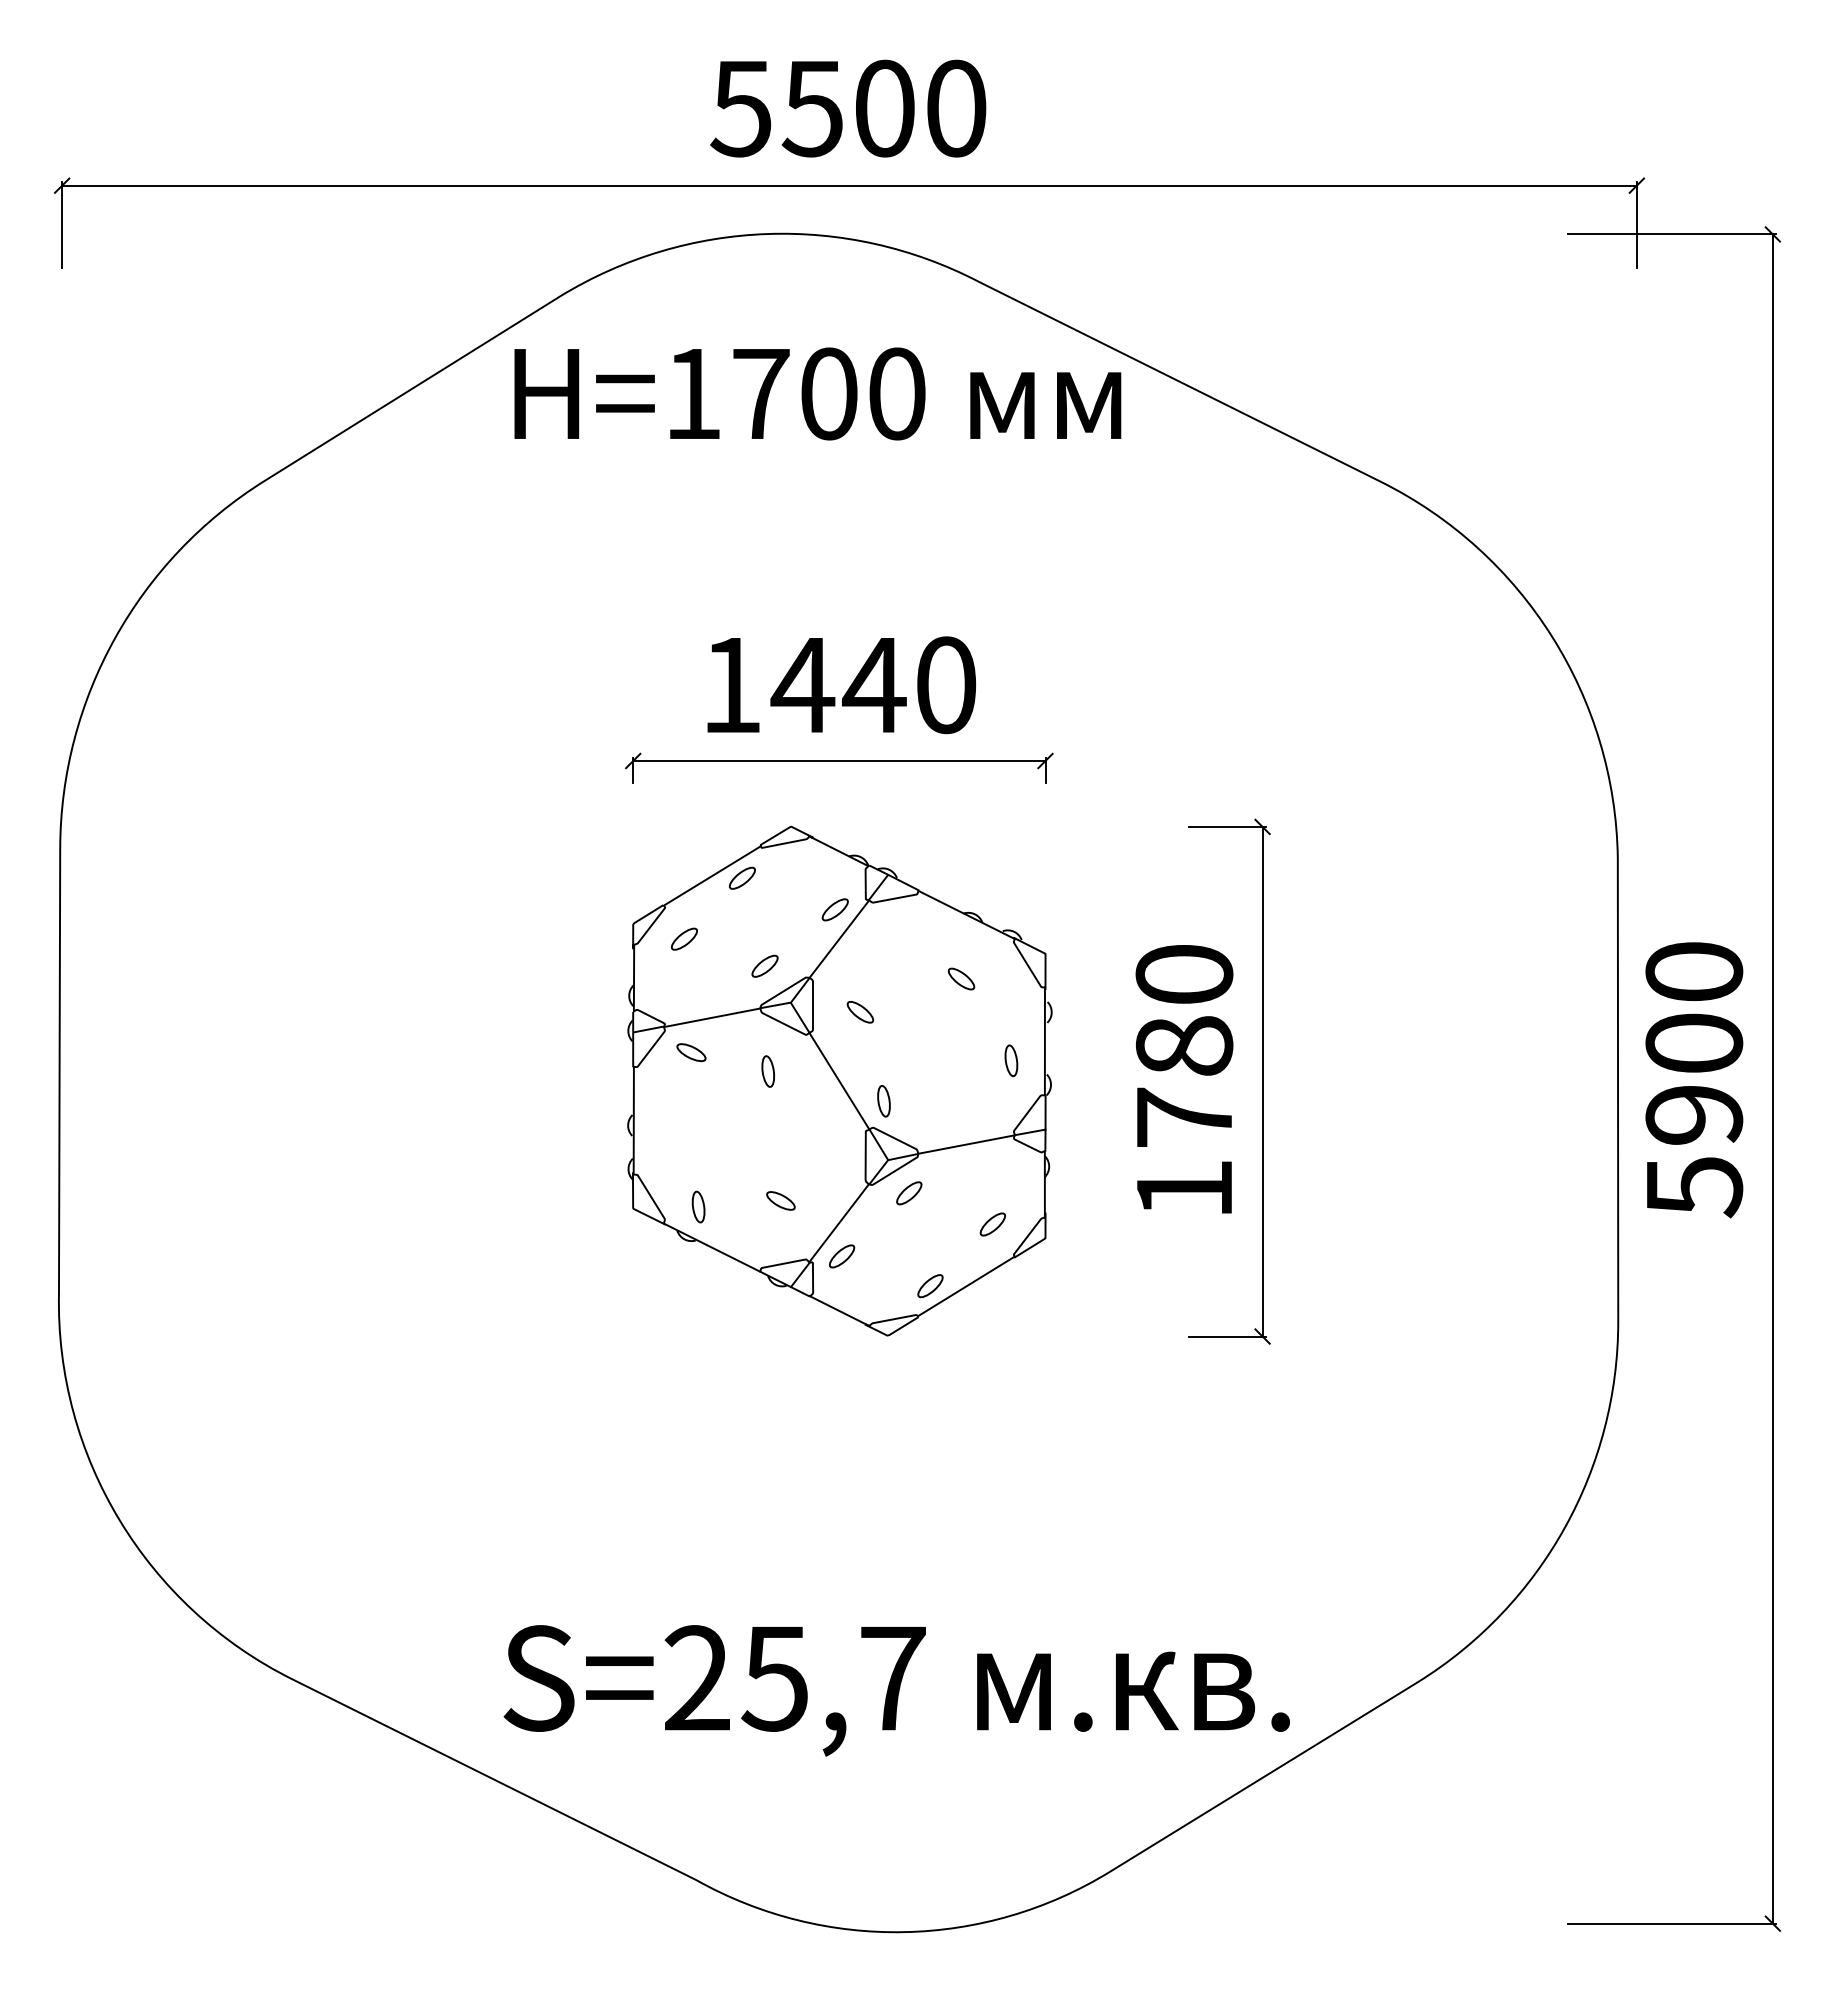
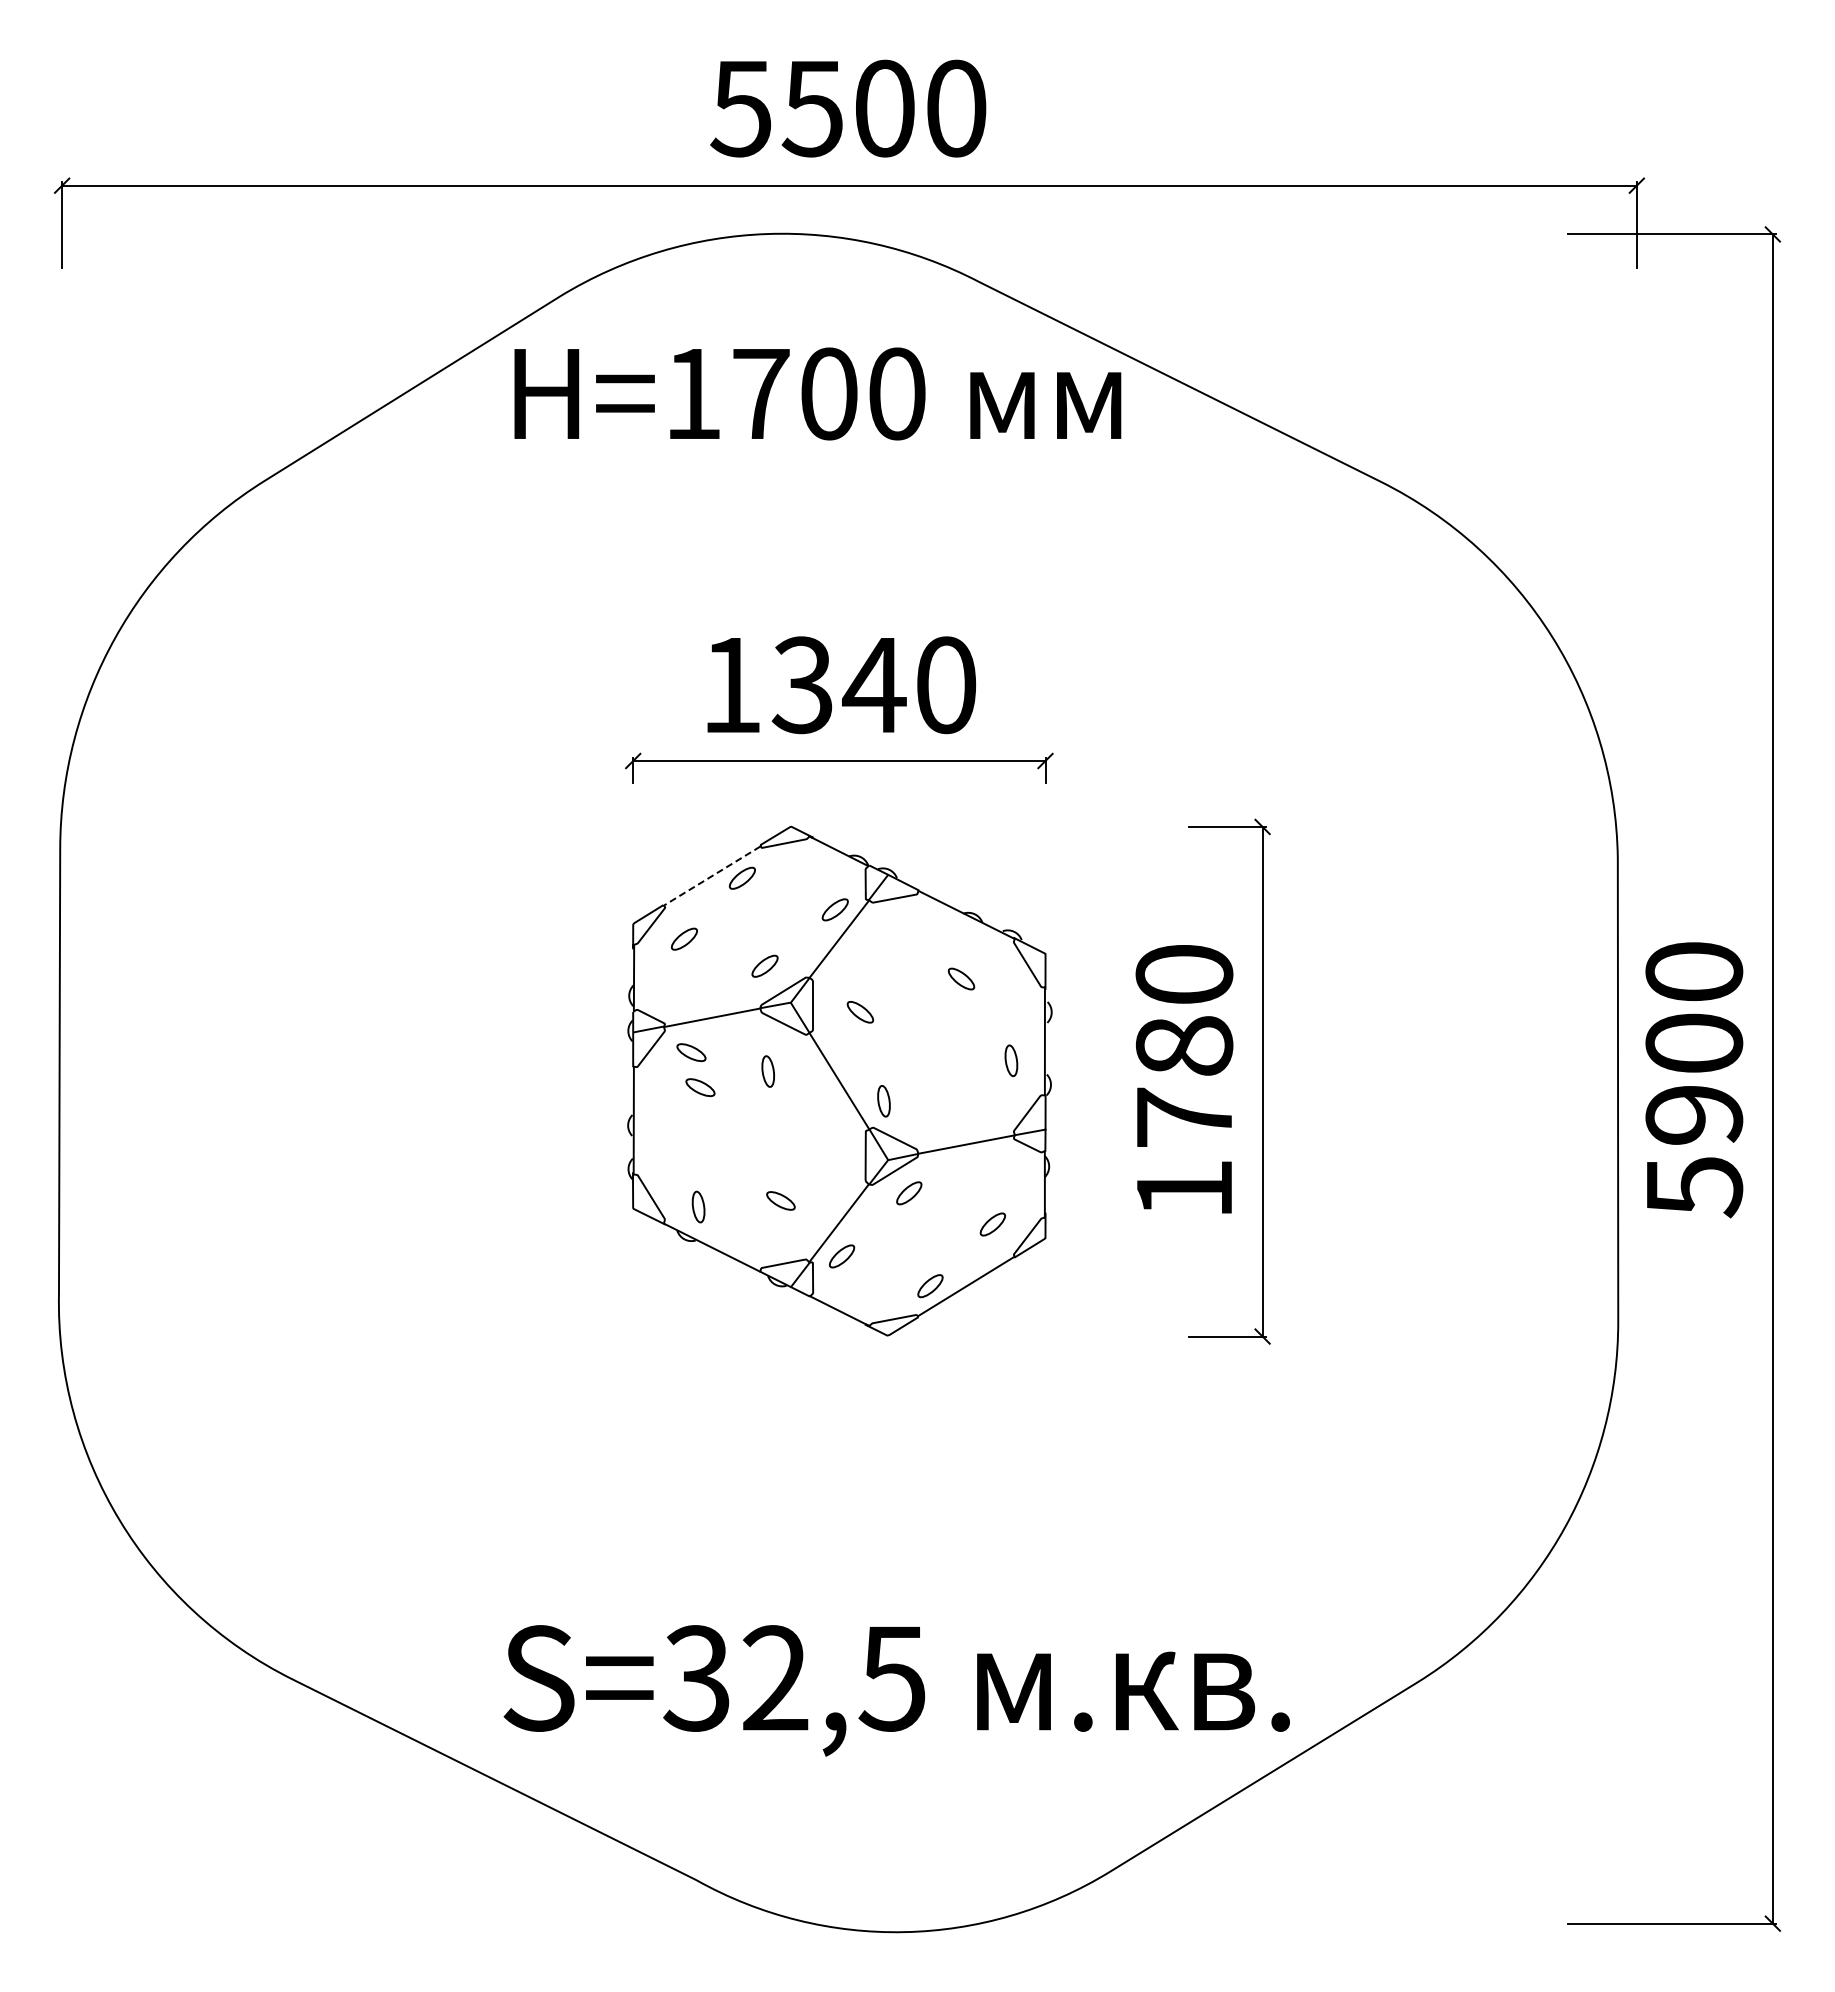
text: 1440 -> 1340 (802, 685)
line: solid -> dashed (711, 876)
part: none -> present (700, 1087)
text: S=25,7 -> S=32,5 (794, 1678)
